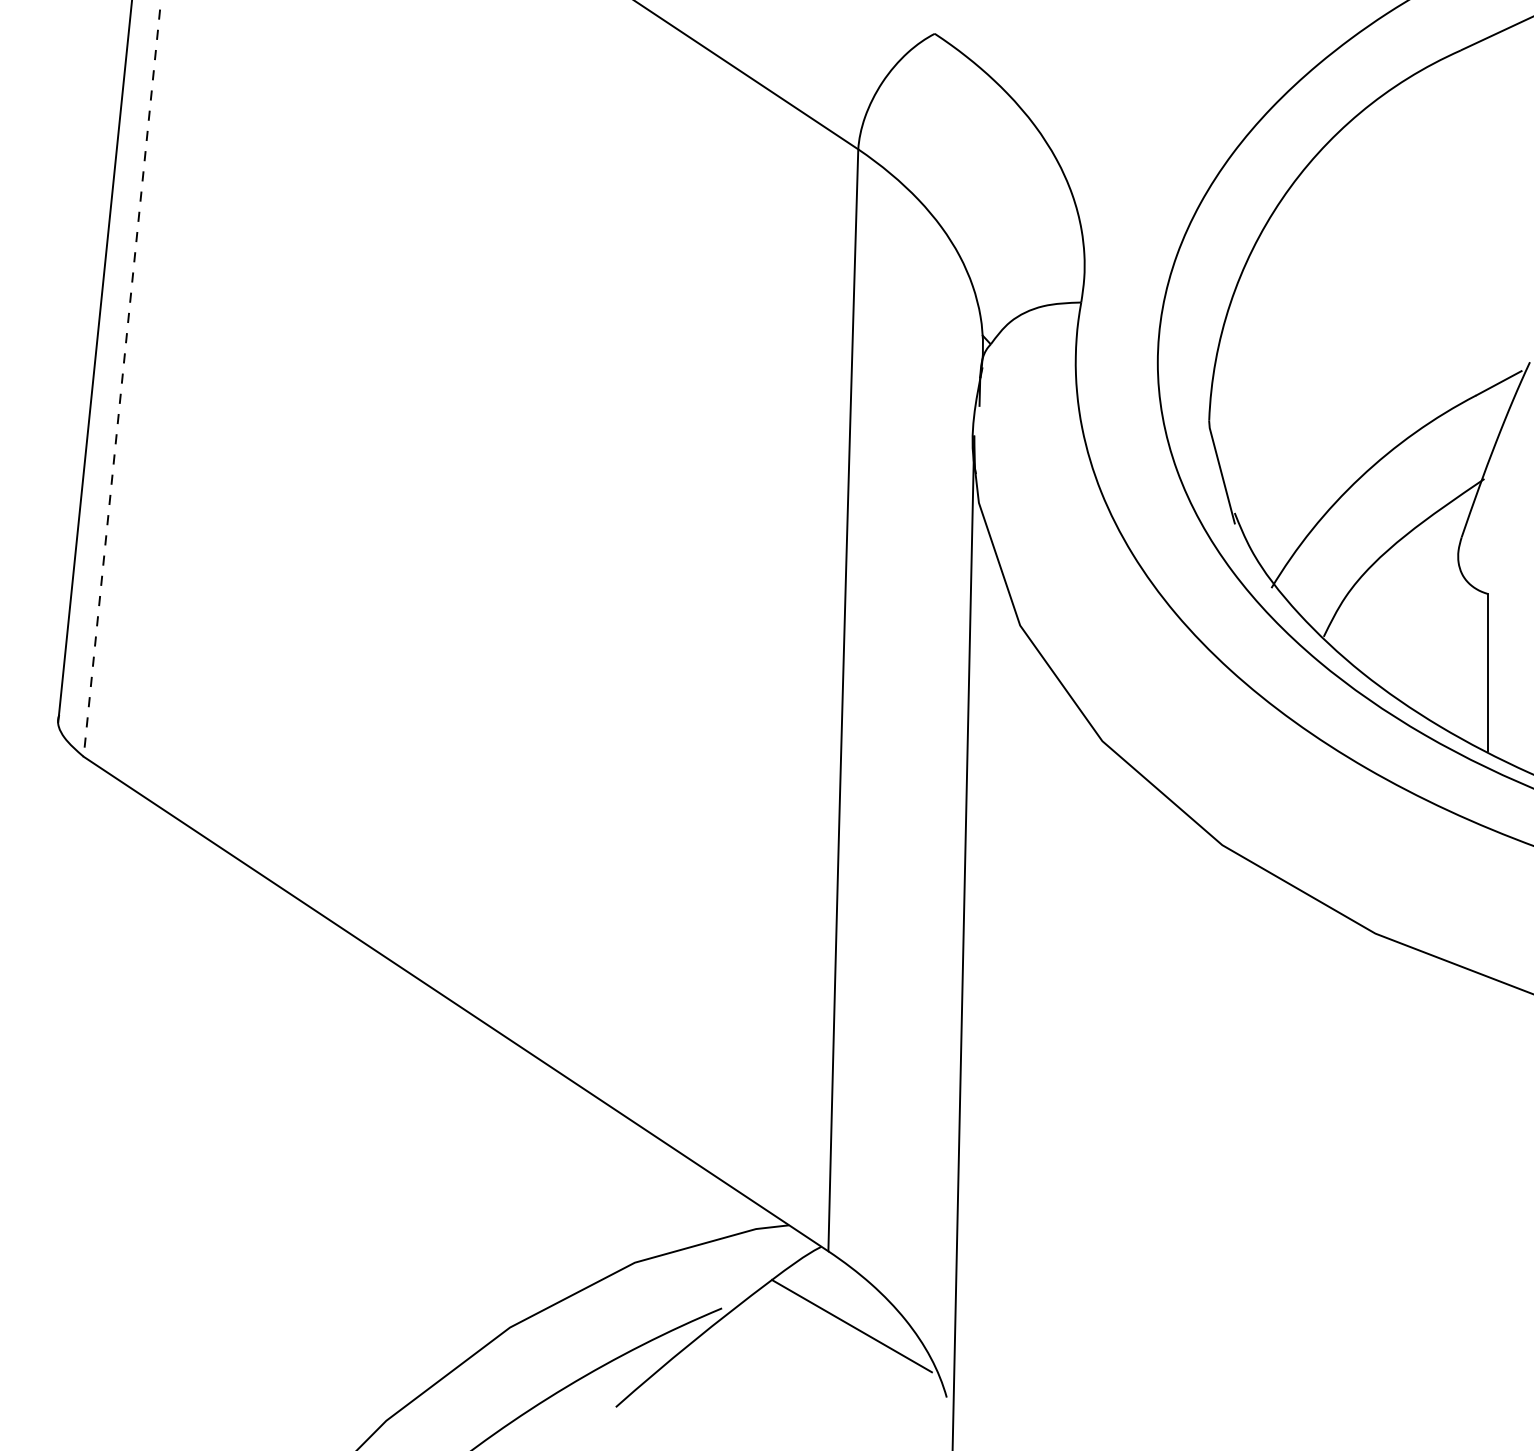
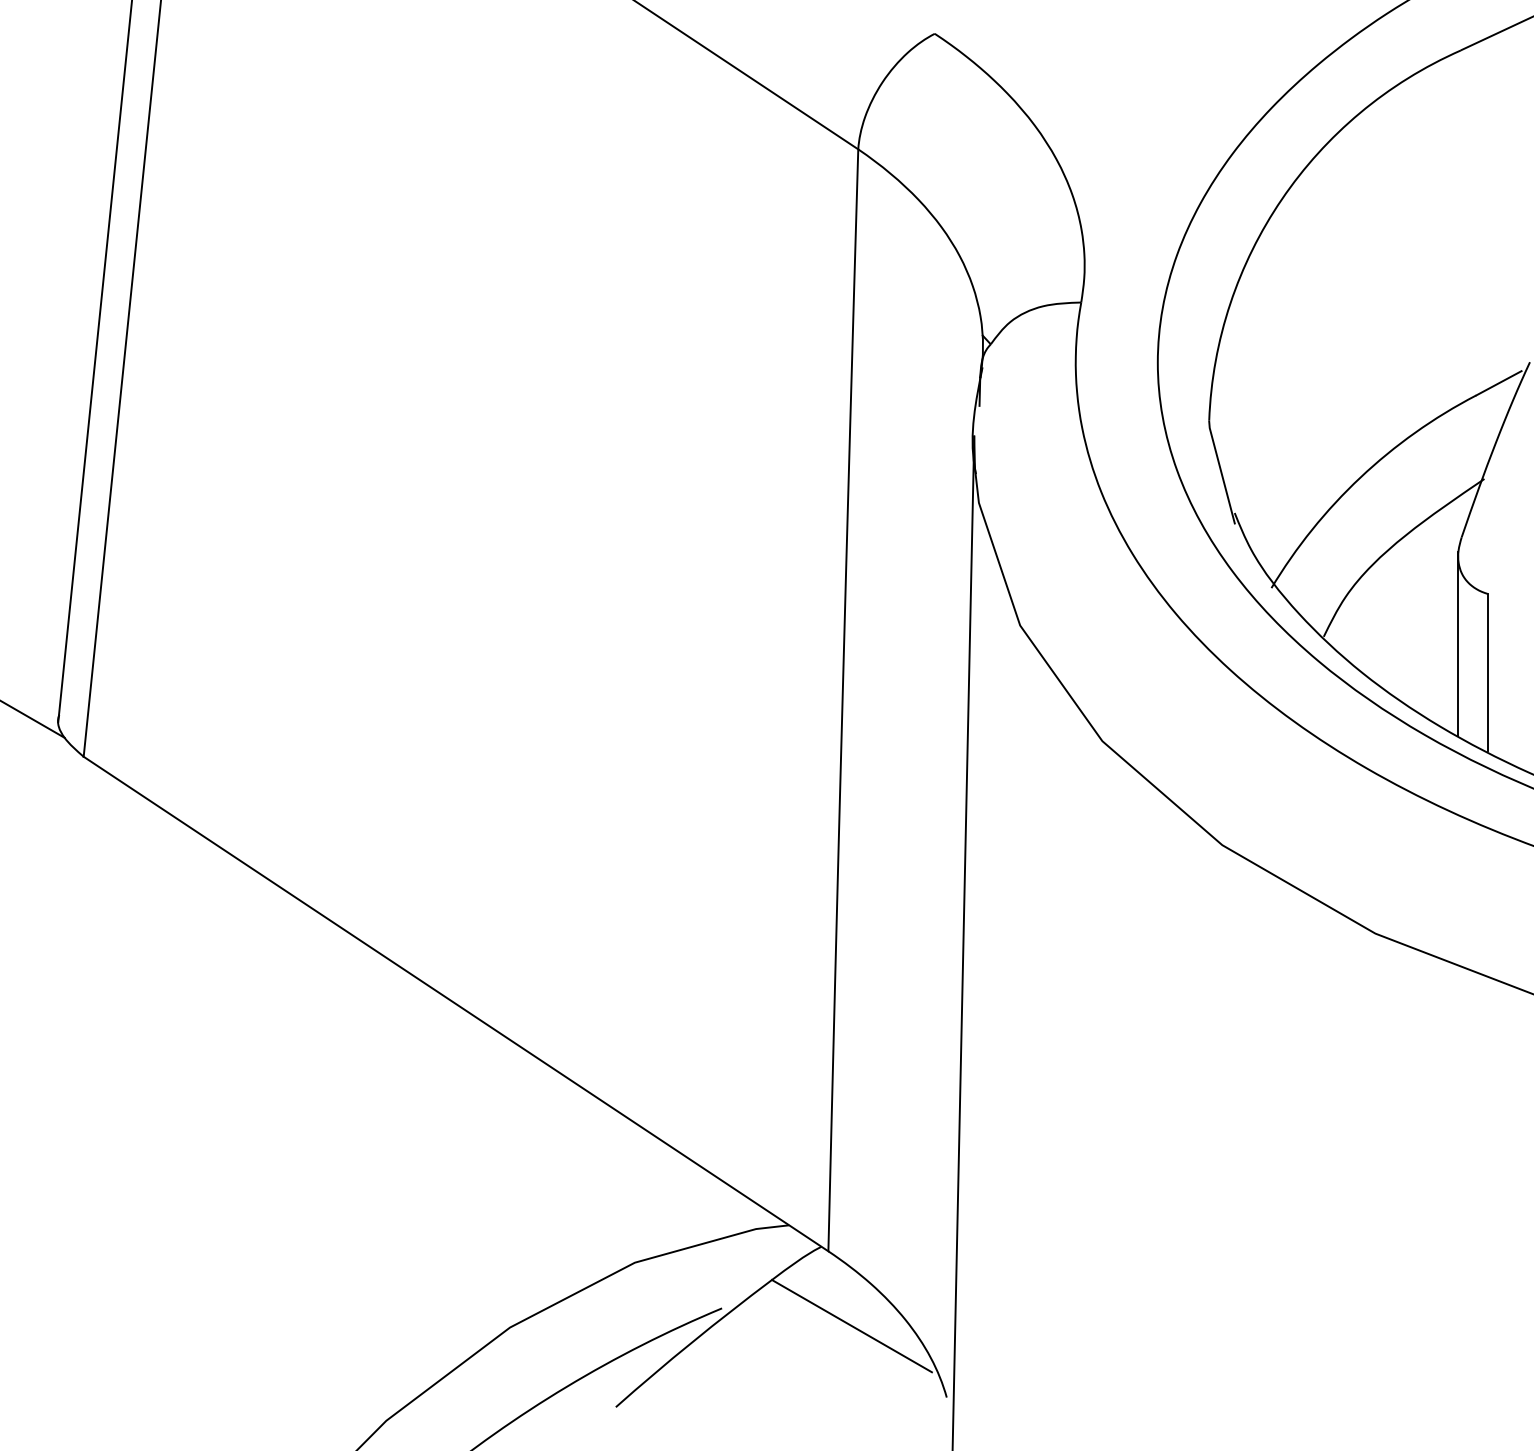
line: dashed -> solid (122, 379)
line: none -> present (1458, 643)
line: none -> present (33, 719)
